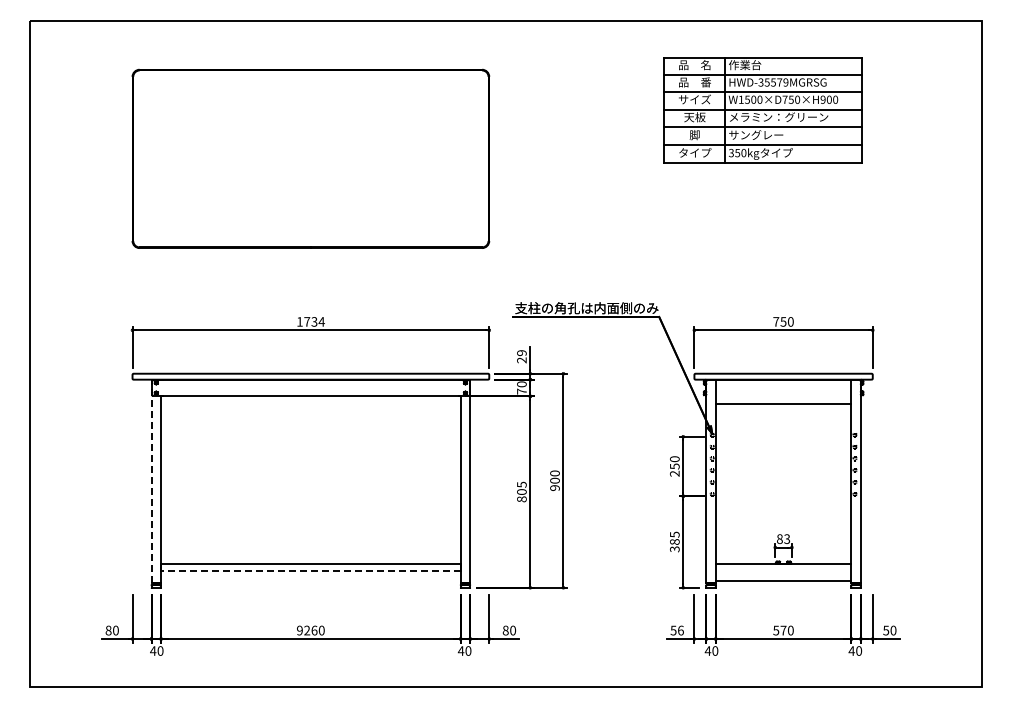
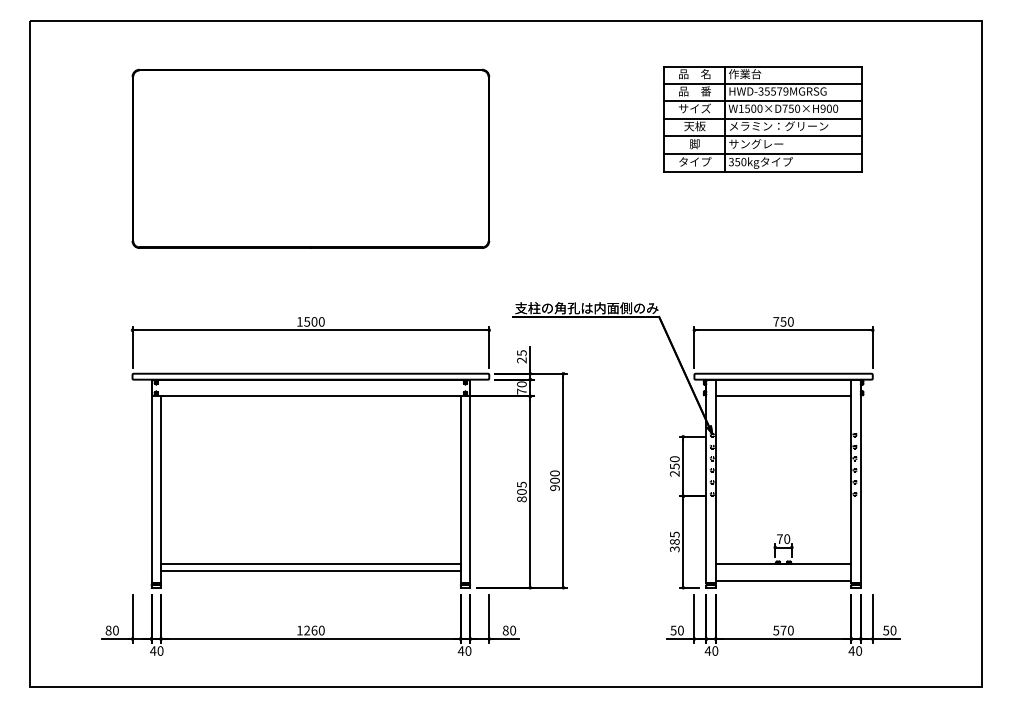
part position: (762, 110) -> (762, 119) (762, 119)
text: 1734 -> 1500 (314, 321)
text: 29 -> 25 (521, 353)
line position: (783, 404) -> (783, 396) (783, 396)
line: dashed -> solid (151, 481)
text: 83 -> 70 (783, 538)
line: dashed -> solid (310, 570)
text: 9260 -> 1260 (299, 630)
text: 56 -> 50 (680, 630)
